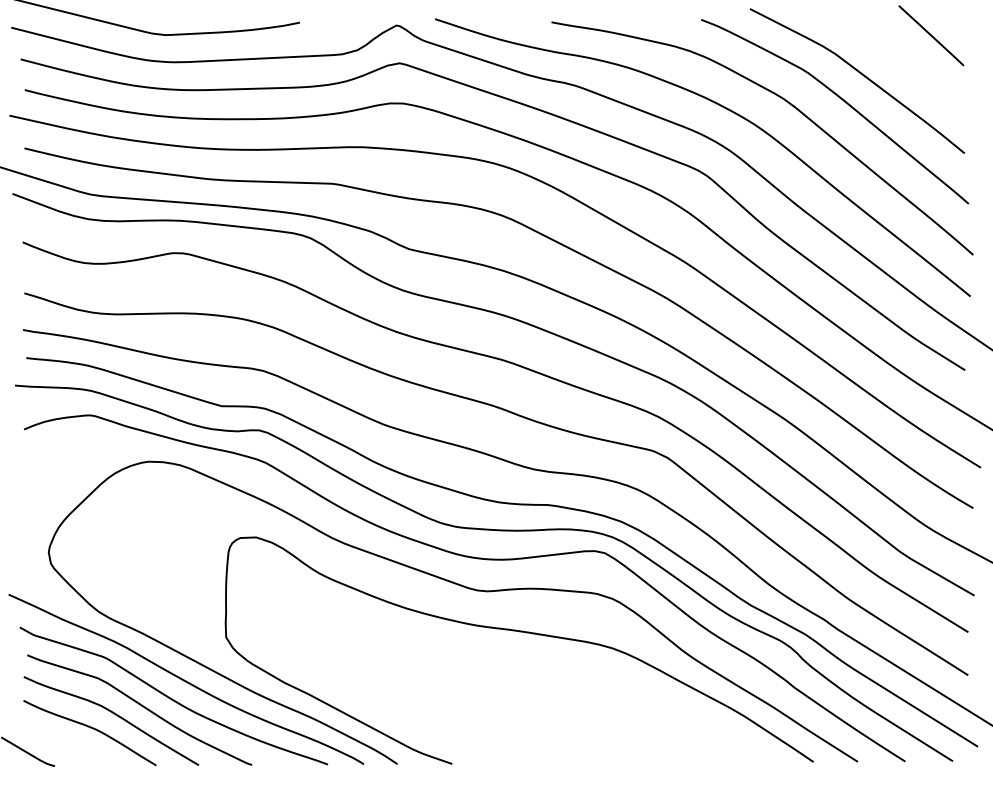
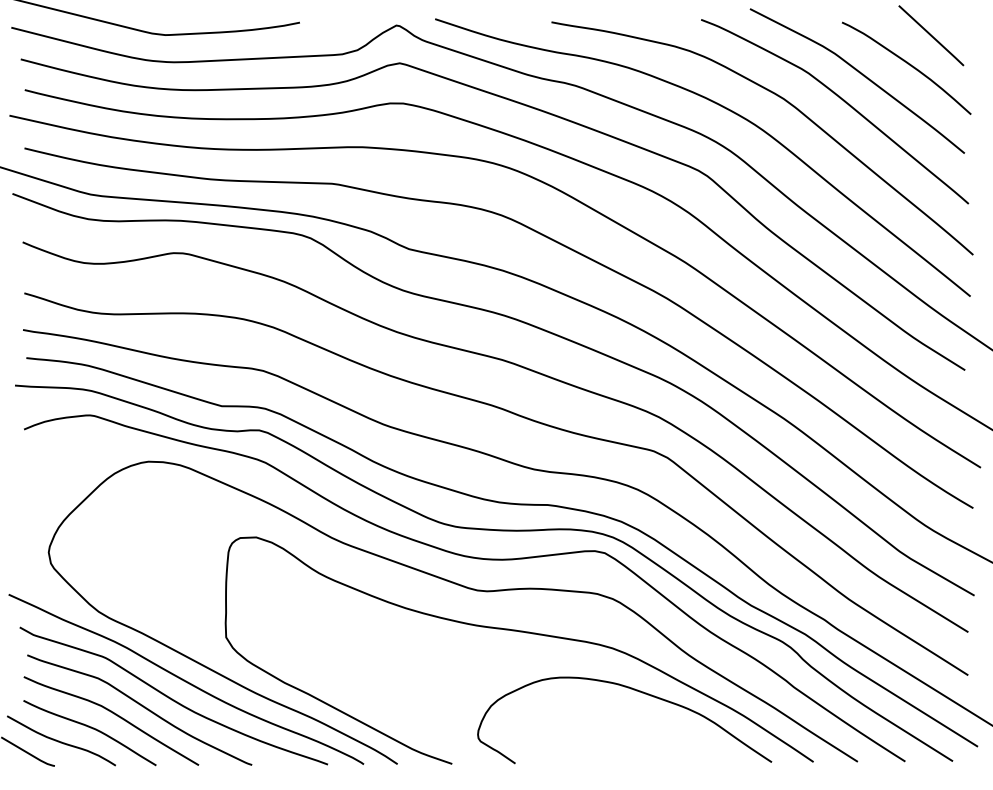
curve: none -> present (907, 64)
curve: none -> present (633, 690)
curve: none -> present (61, 741)
